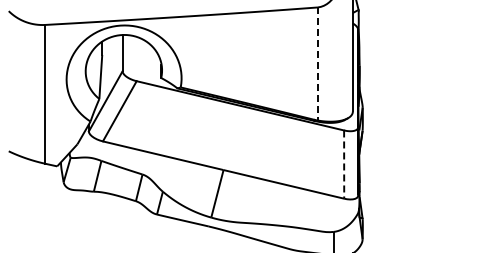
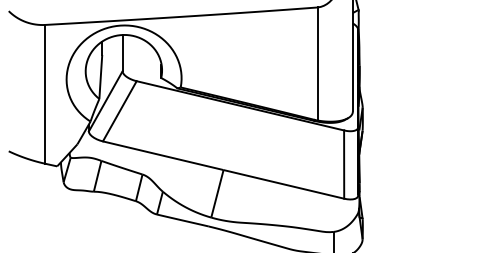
line: dashed -> solid (317, 64)
line: dashed -> solid (344, 165)
